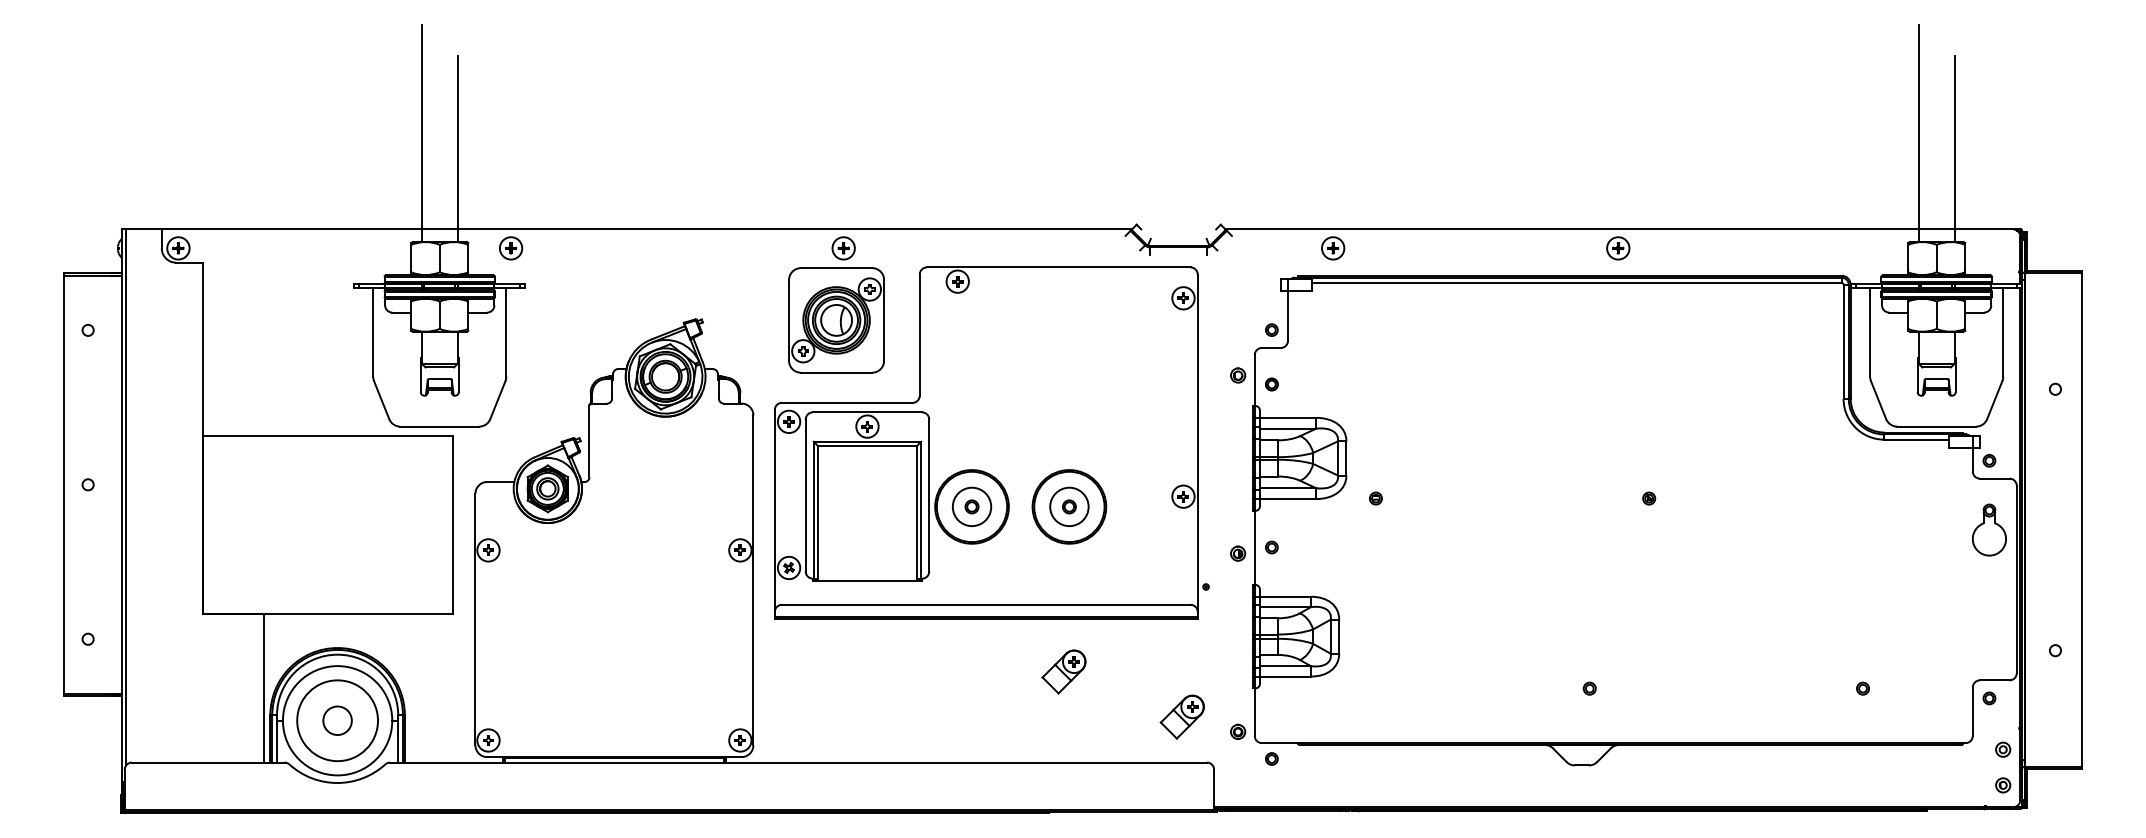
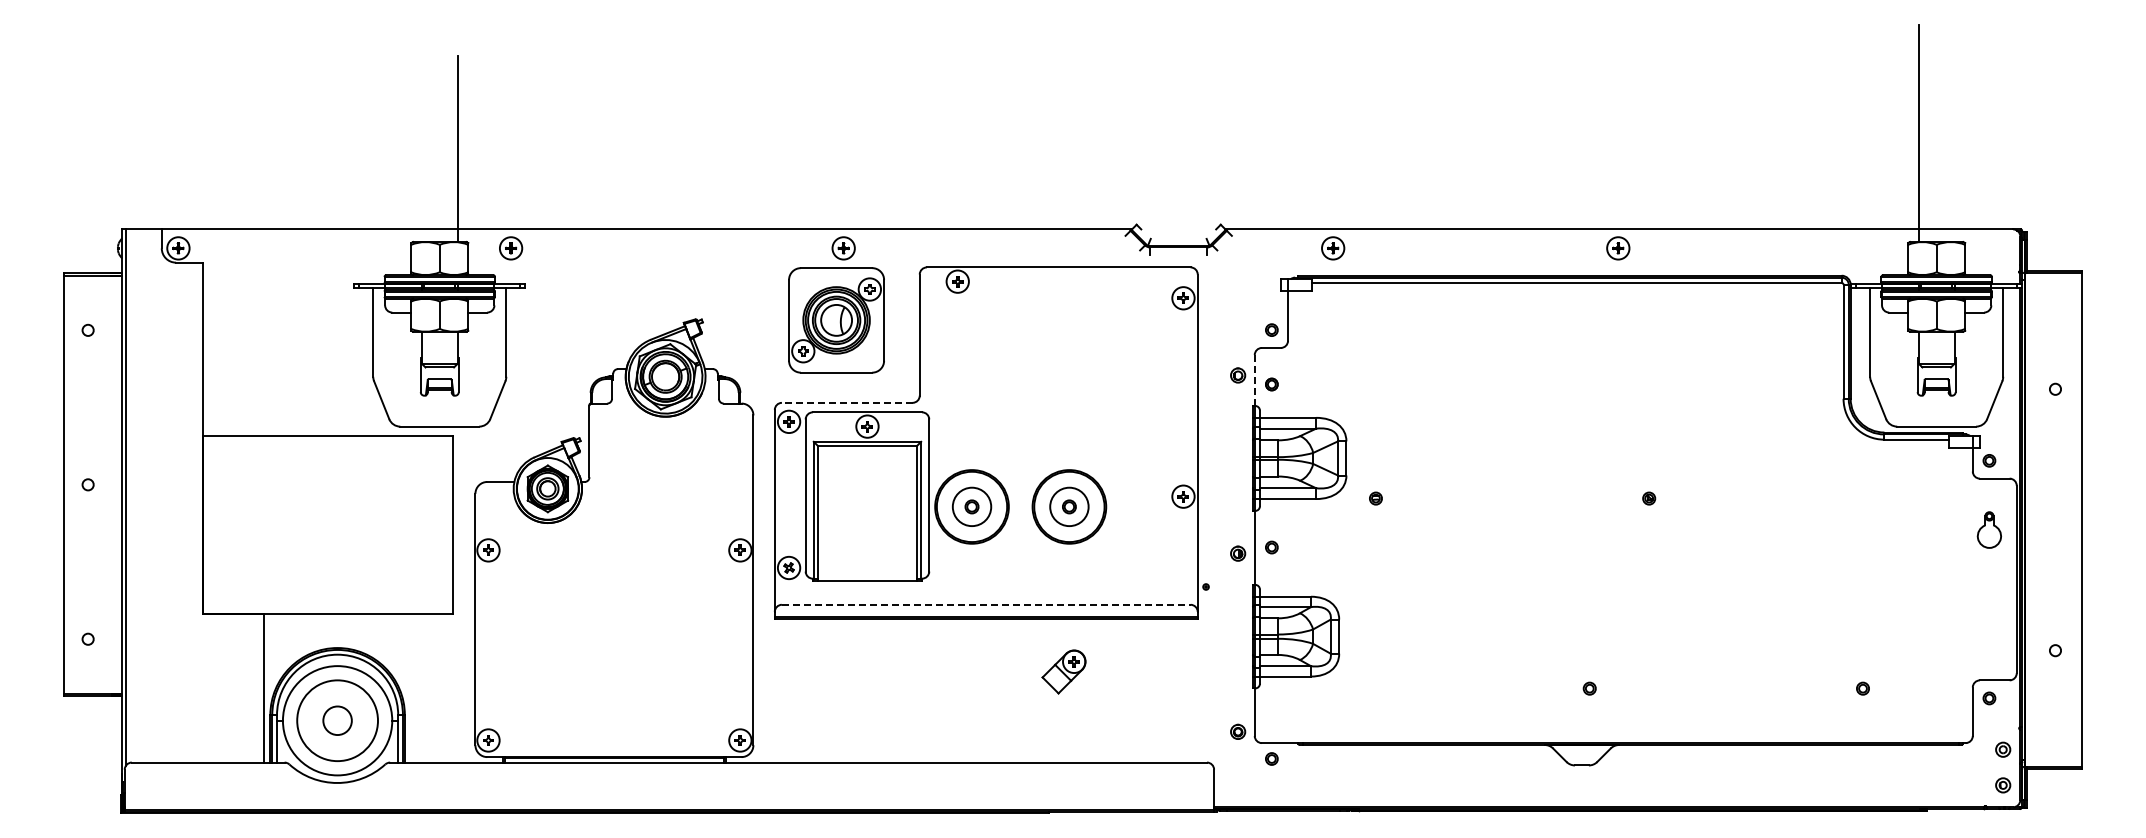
line: present -> none (421, 133)
line: present -> none (1954, 148)
line: solid -> dashed (1254, 381)
line: solid -> dashed (846, 402)
part size: 35x54 px -> 26x38 px (1988, 529)
line: solid -> dashed (986, 604)
part: present -> none (1181, 716)
